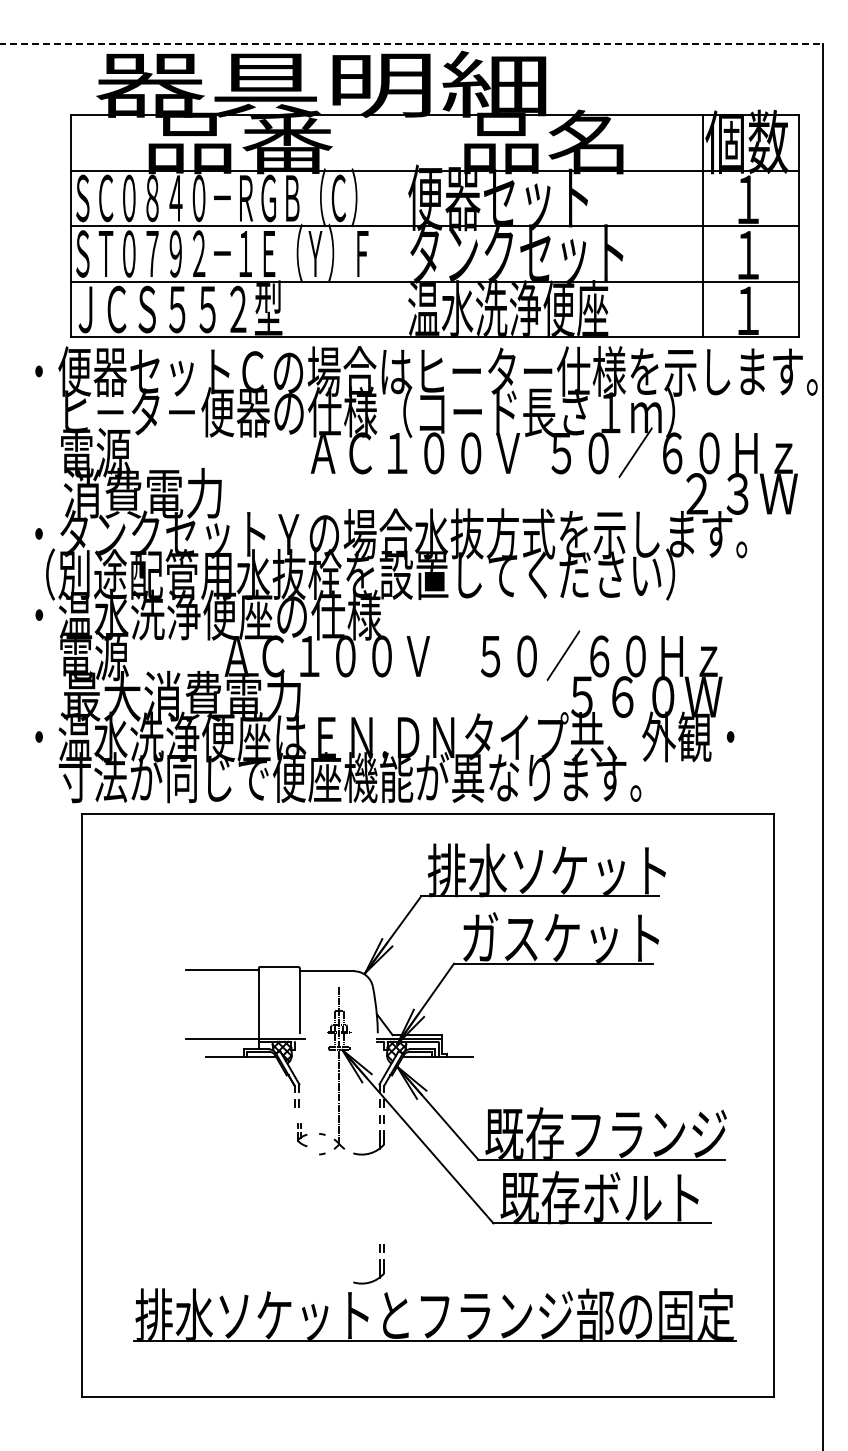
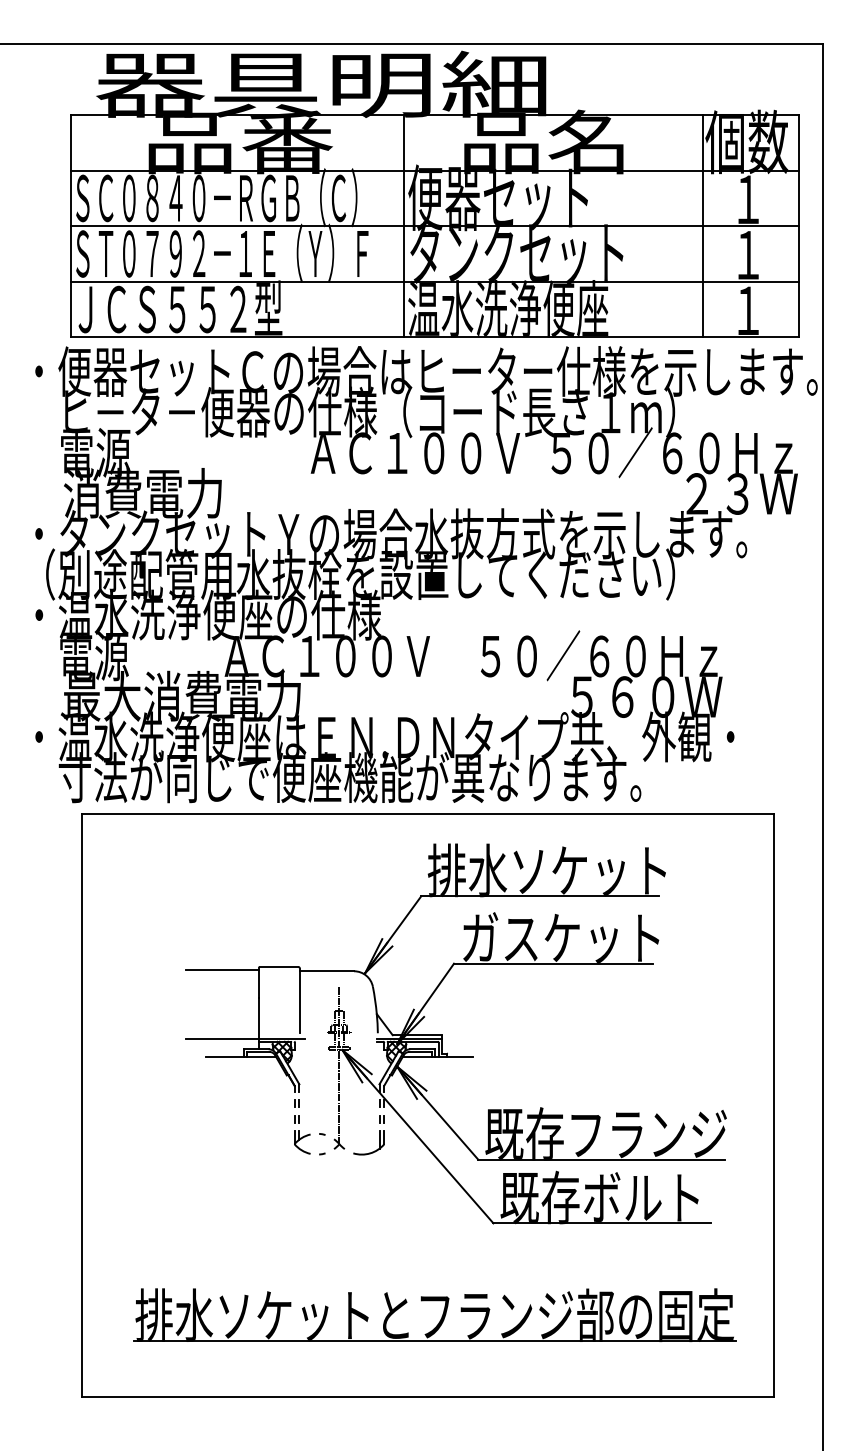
line: dashed -> solid (411, 43)
line: none -> present (403, 226)
part size: 11x25 px -> 17x40 px (302, 1134)
part: present -> none (379, 1264)
